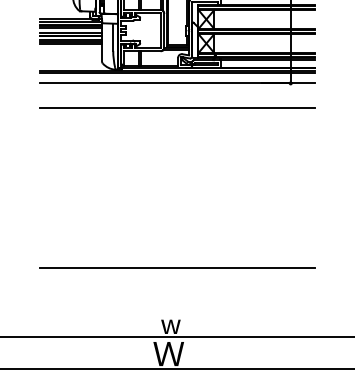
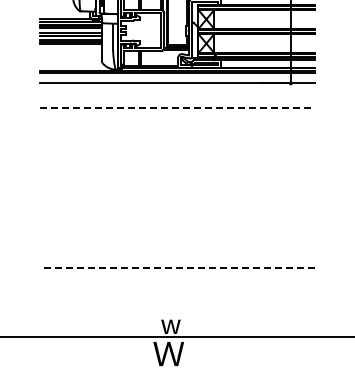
line: solid -> dashed (177, 107)
line: solid -> dashed (177, 268)
line: present -> none (176, 369)
